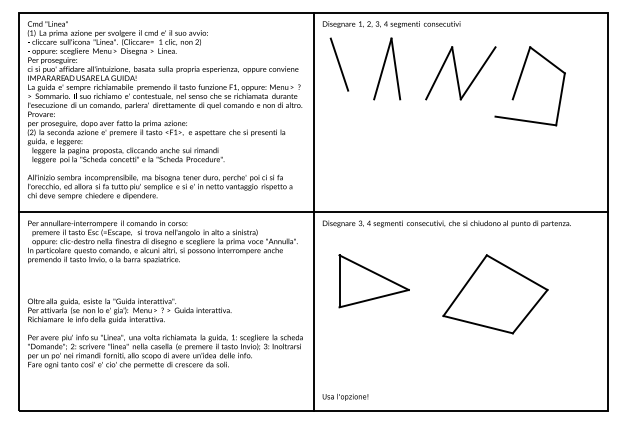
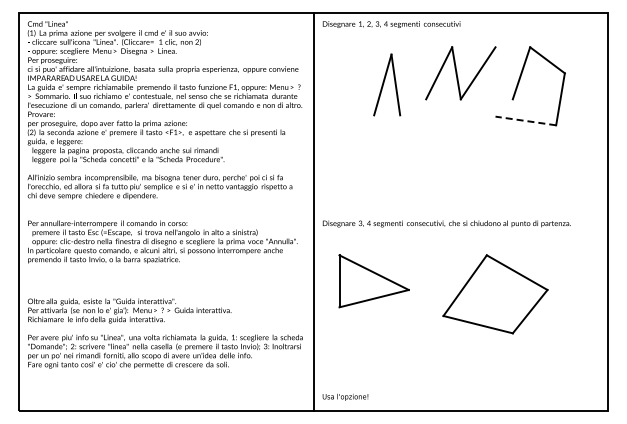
line: present -> none (339, 64)
part position: (387, 68) -> (387, 84) (387, 84)
line: solid -> dashed (525, 120)
line: present -> none (313, 212)
